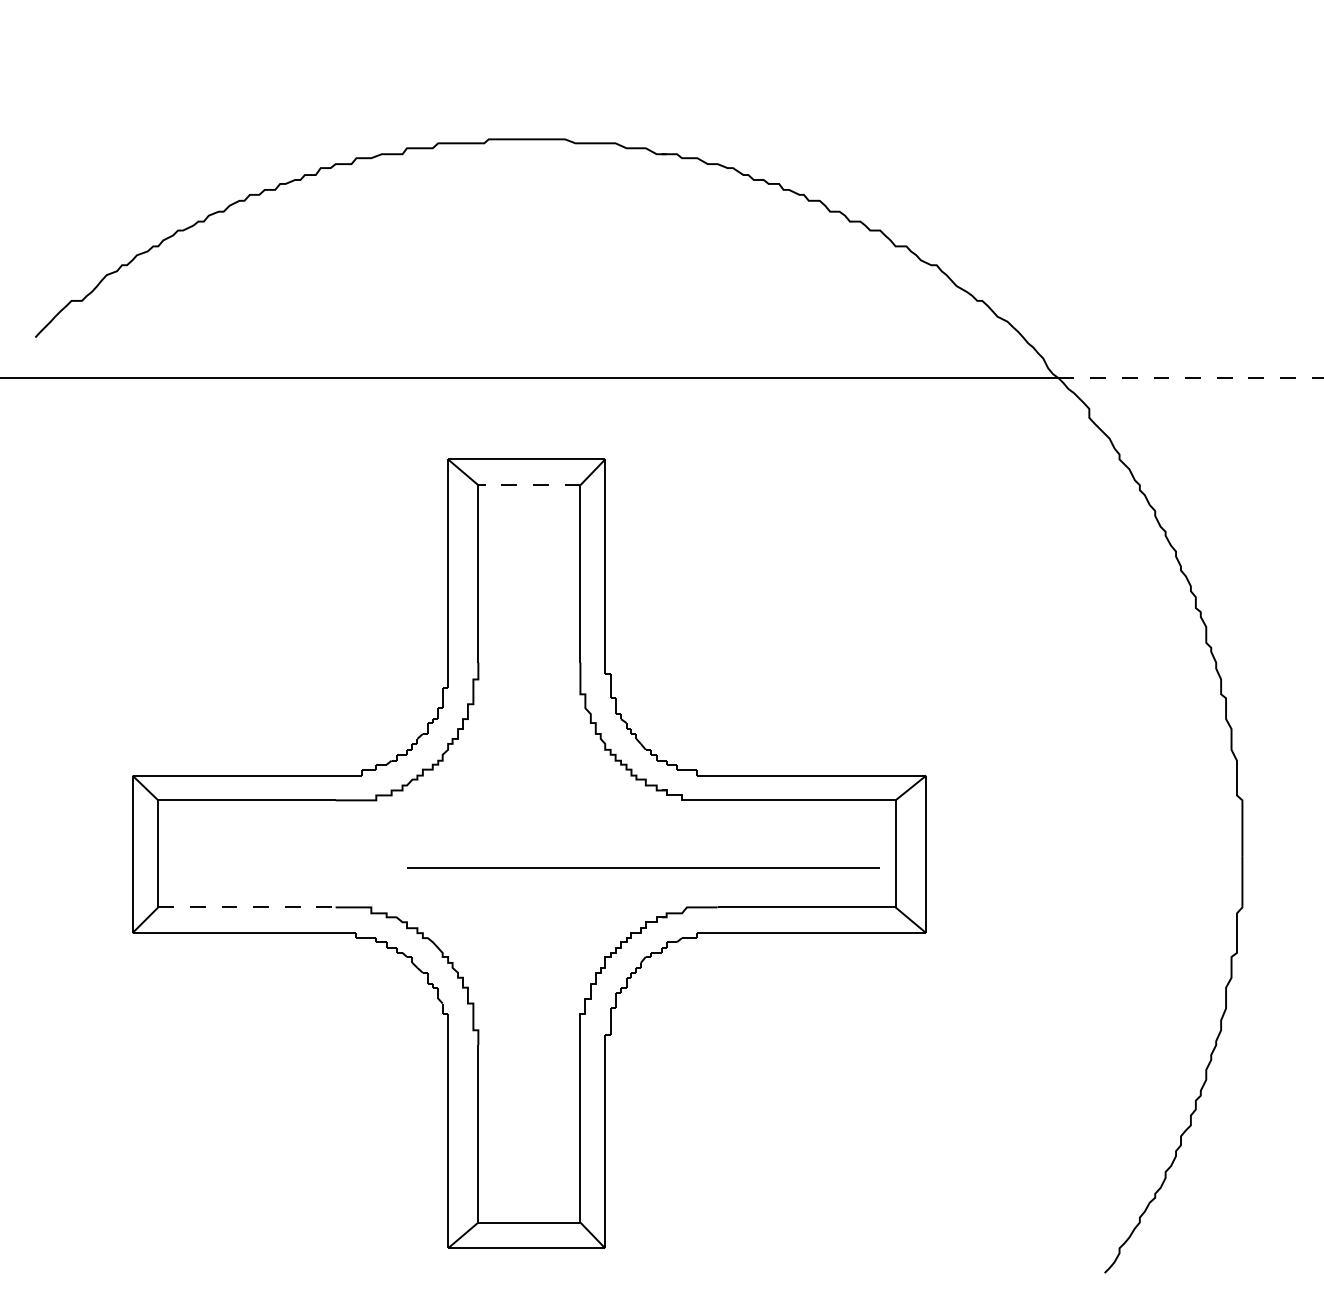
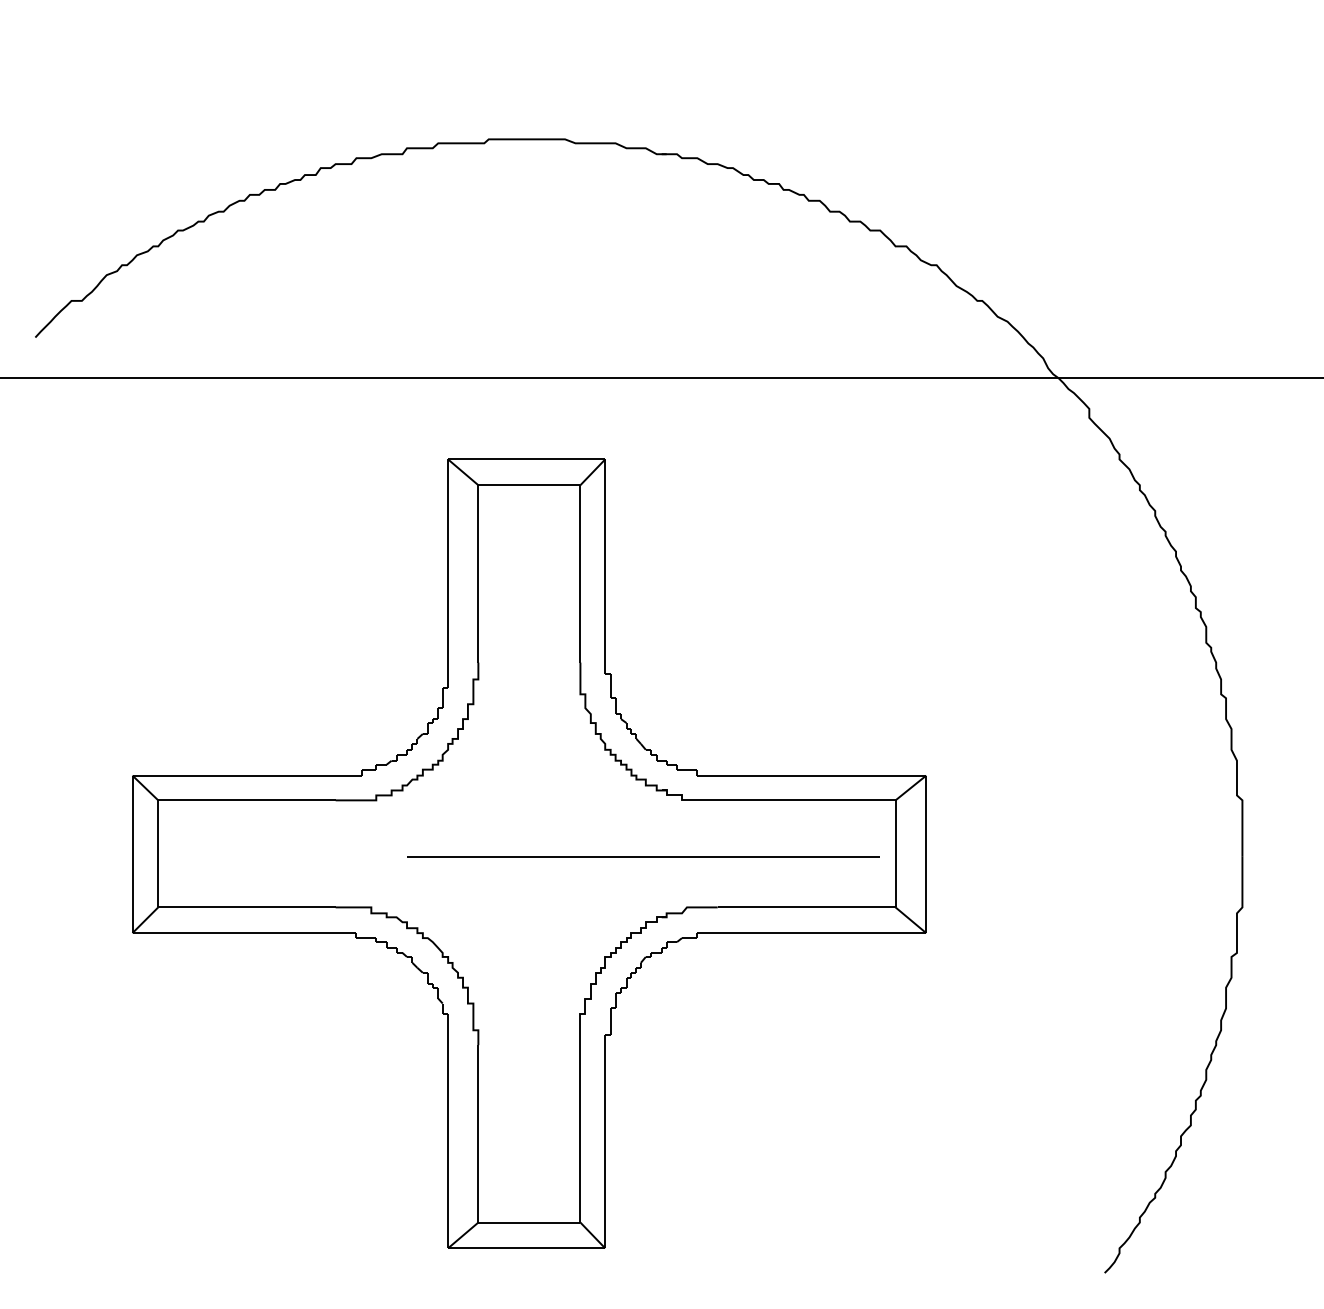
line: dashed -> solid (1191, 378)
line: dashed -> solid (528, 485)
line position: (643, 867) -> (643, 856) (643, 856)
line: dashed -> solid (246, 907)
